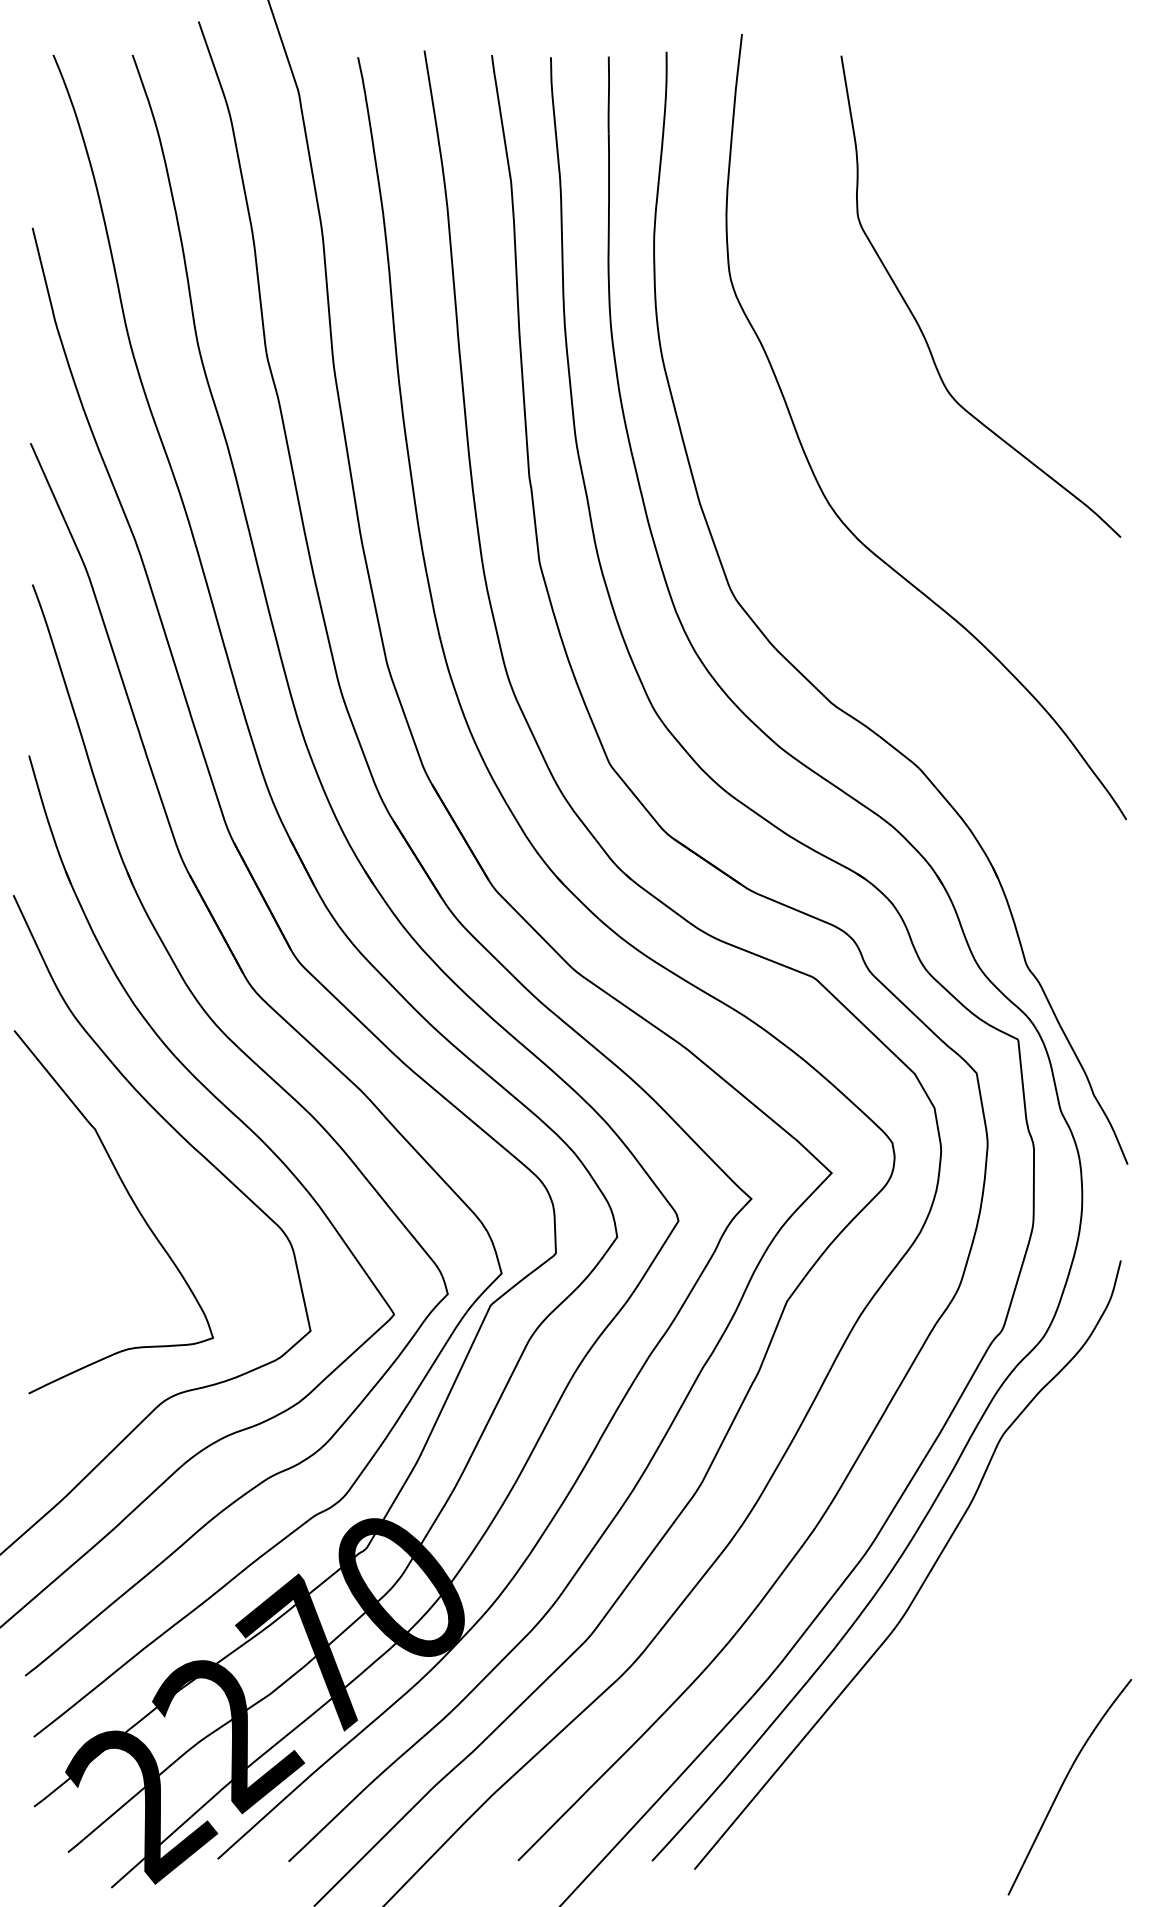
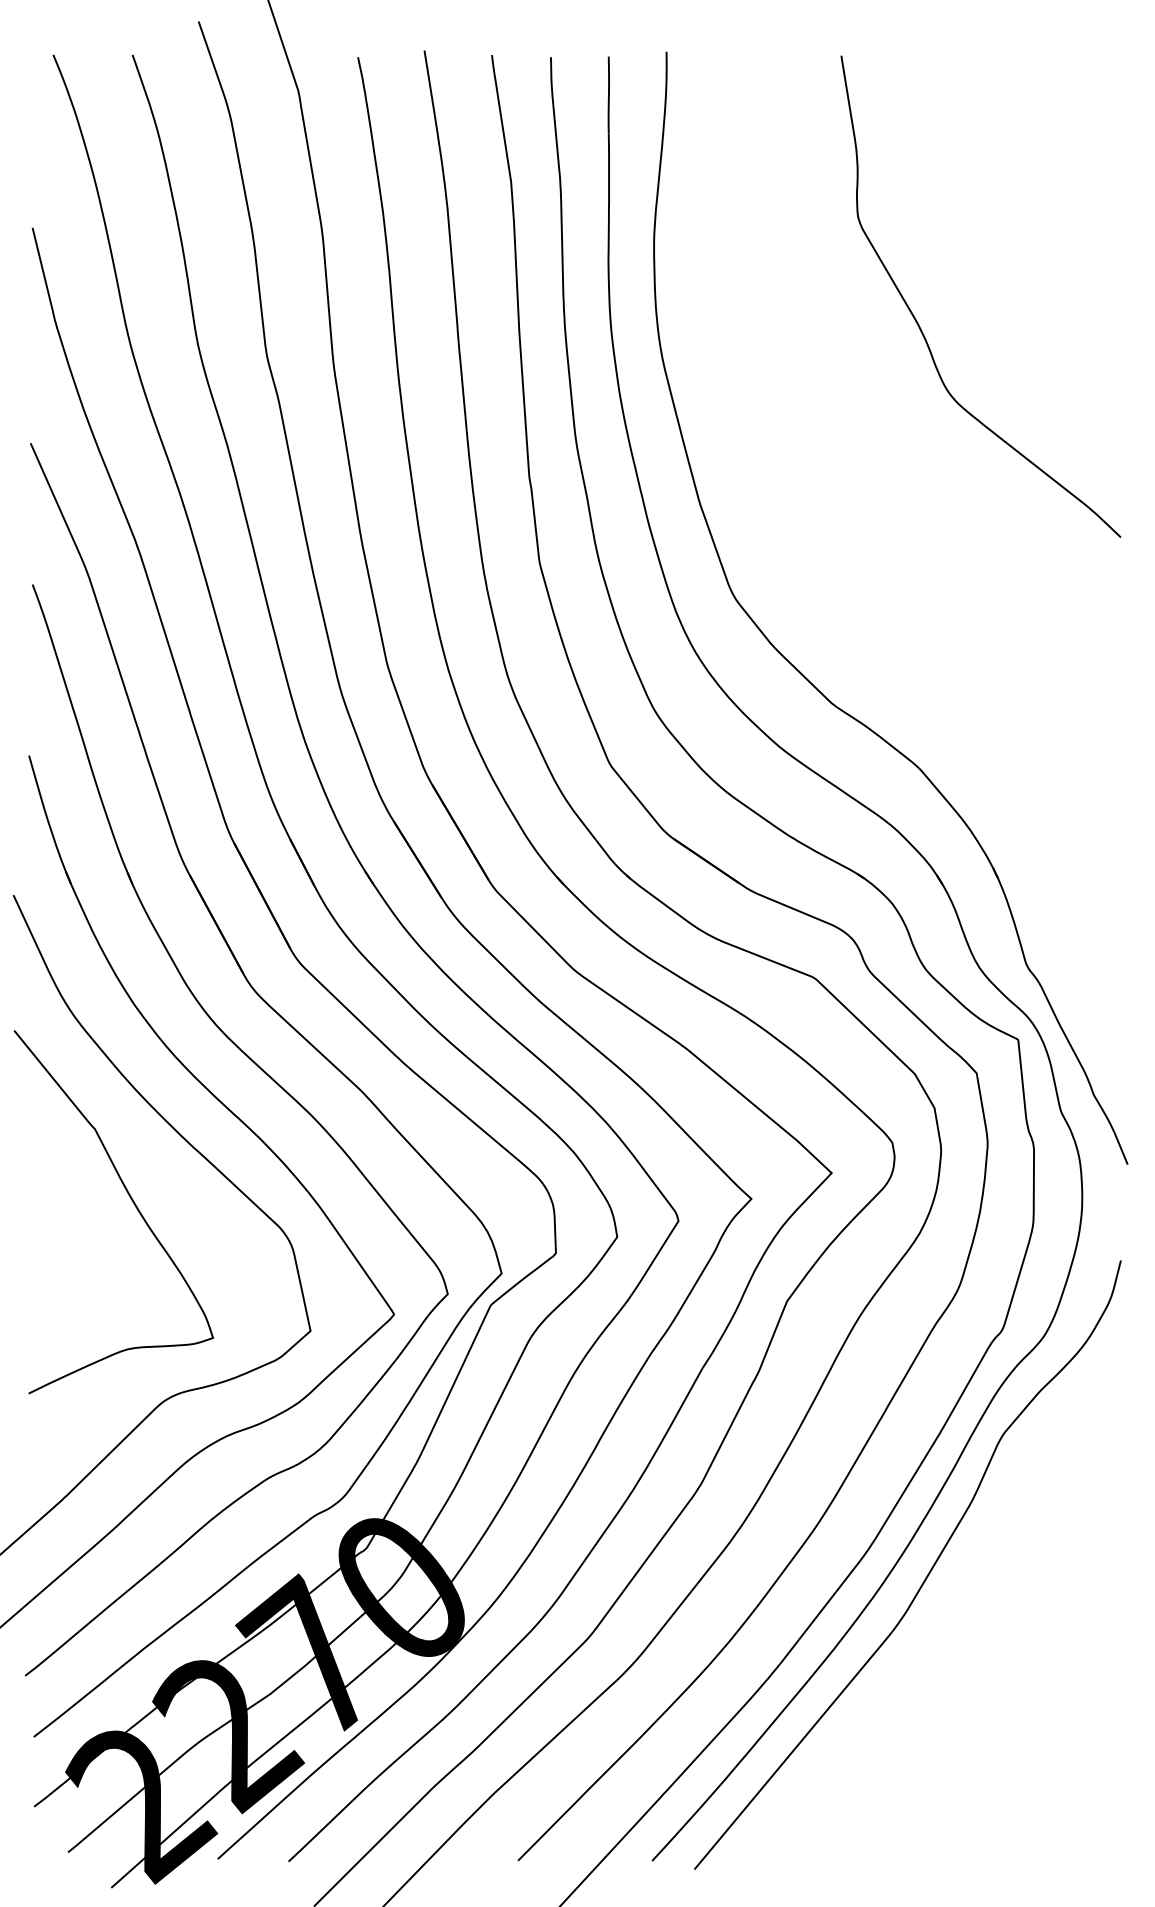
curve: present -> none (818, 481)
curve: present -> none (1064, 1783)
